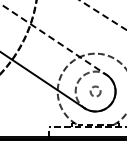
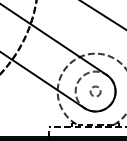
line: dashed -> solid (102, 14)
line: dashed -> solid (53, 39)
